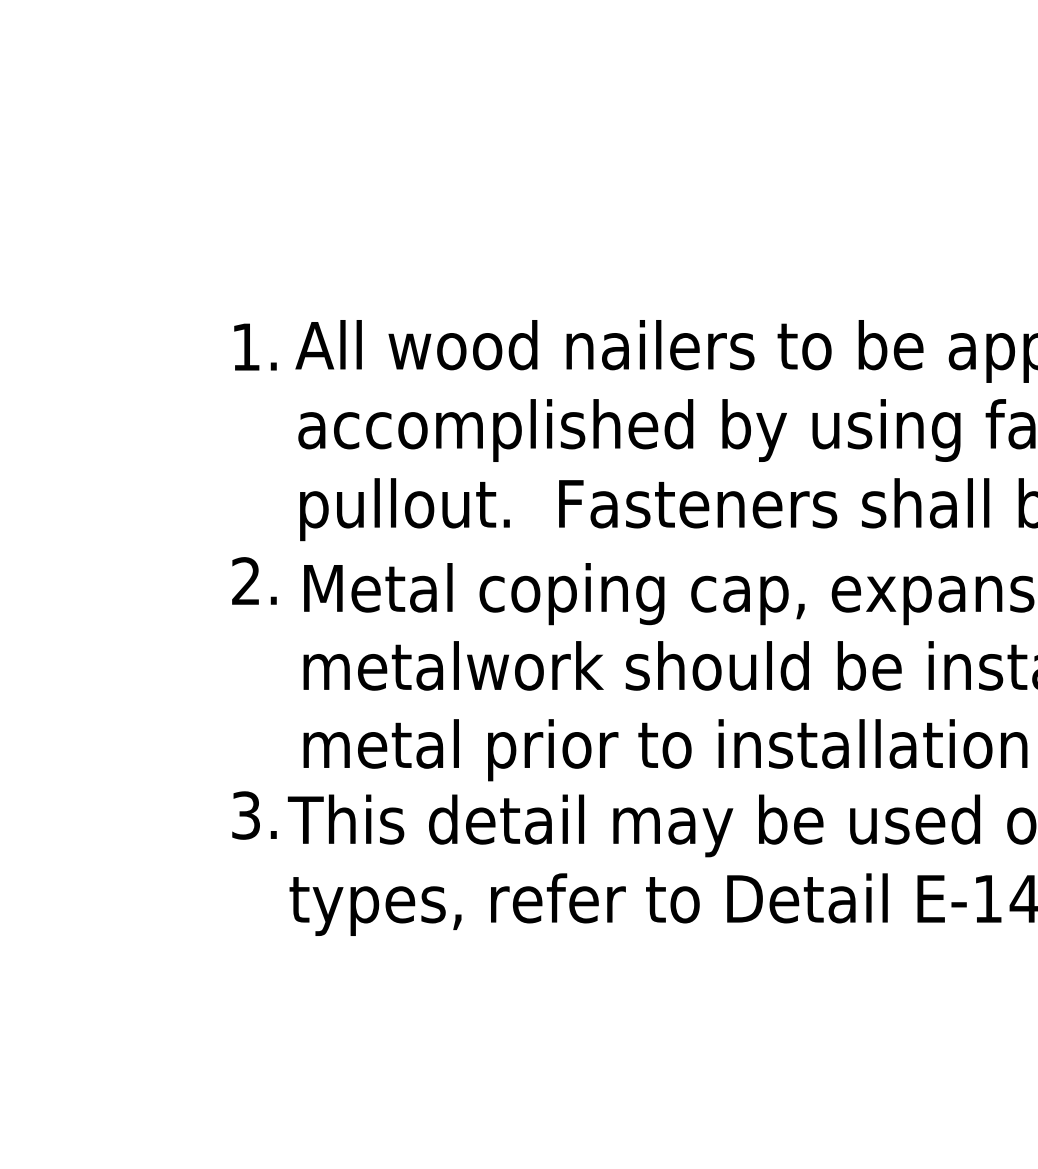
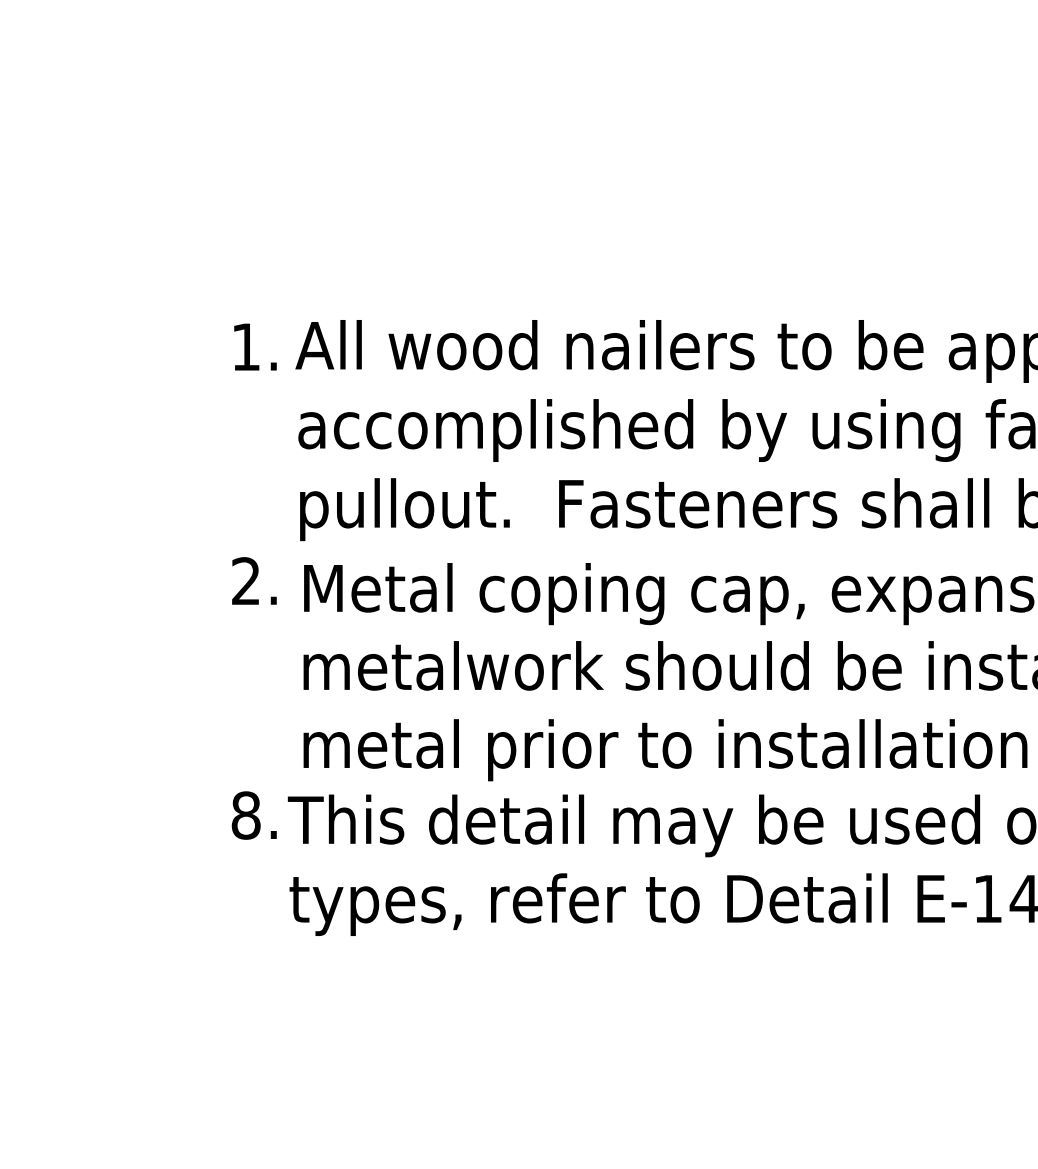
text: 3. -> 8. (245, 815)
